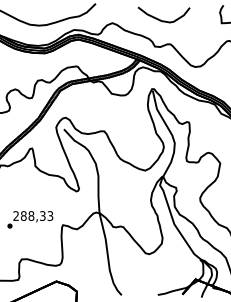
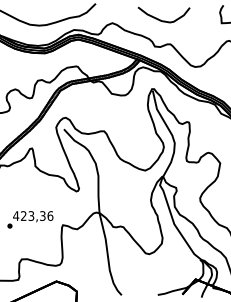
text: 288,33 -> 423,36 (33, 215)
